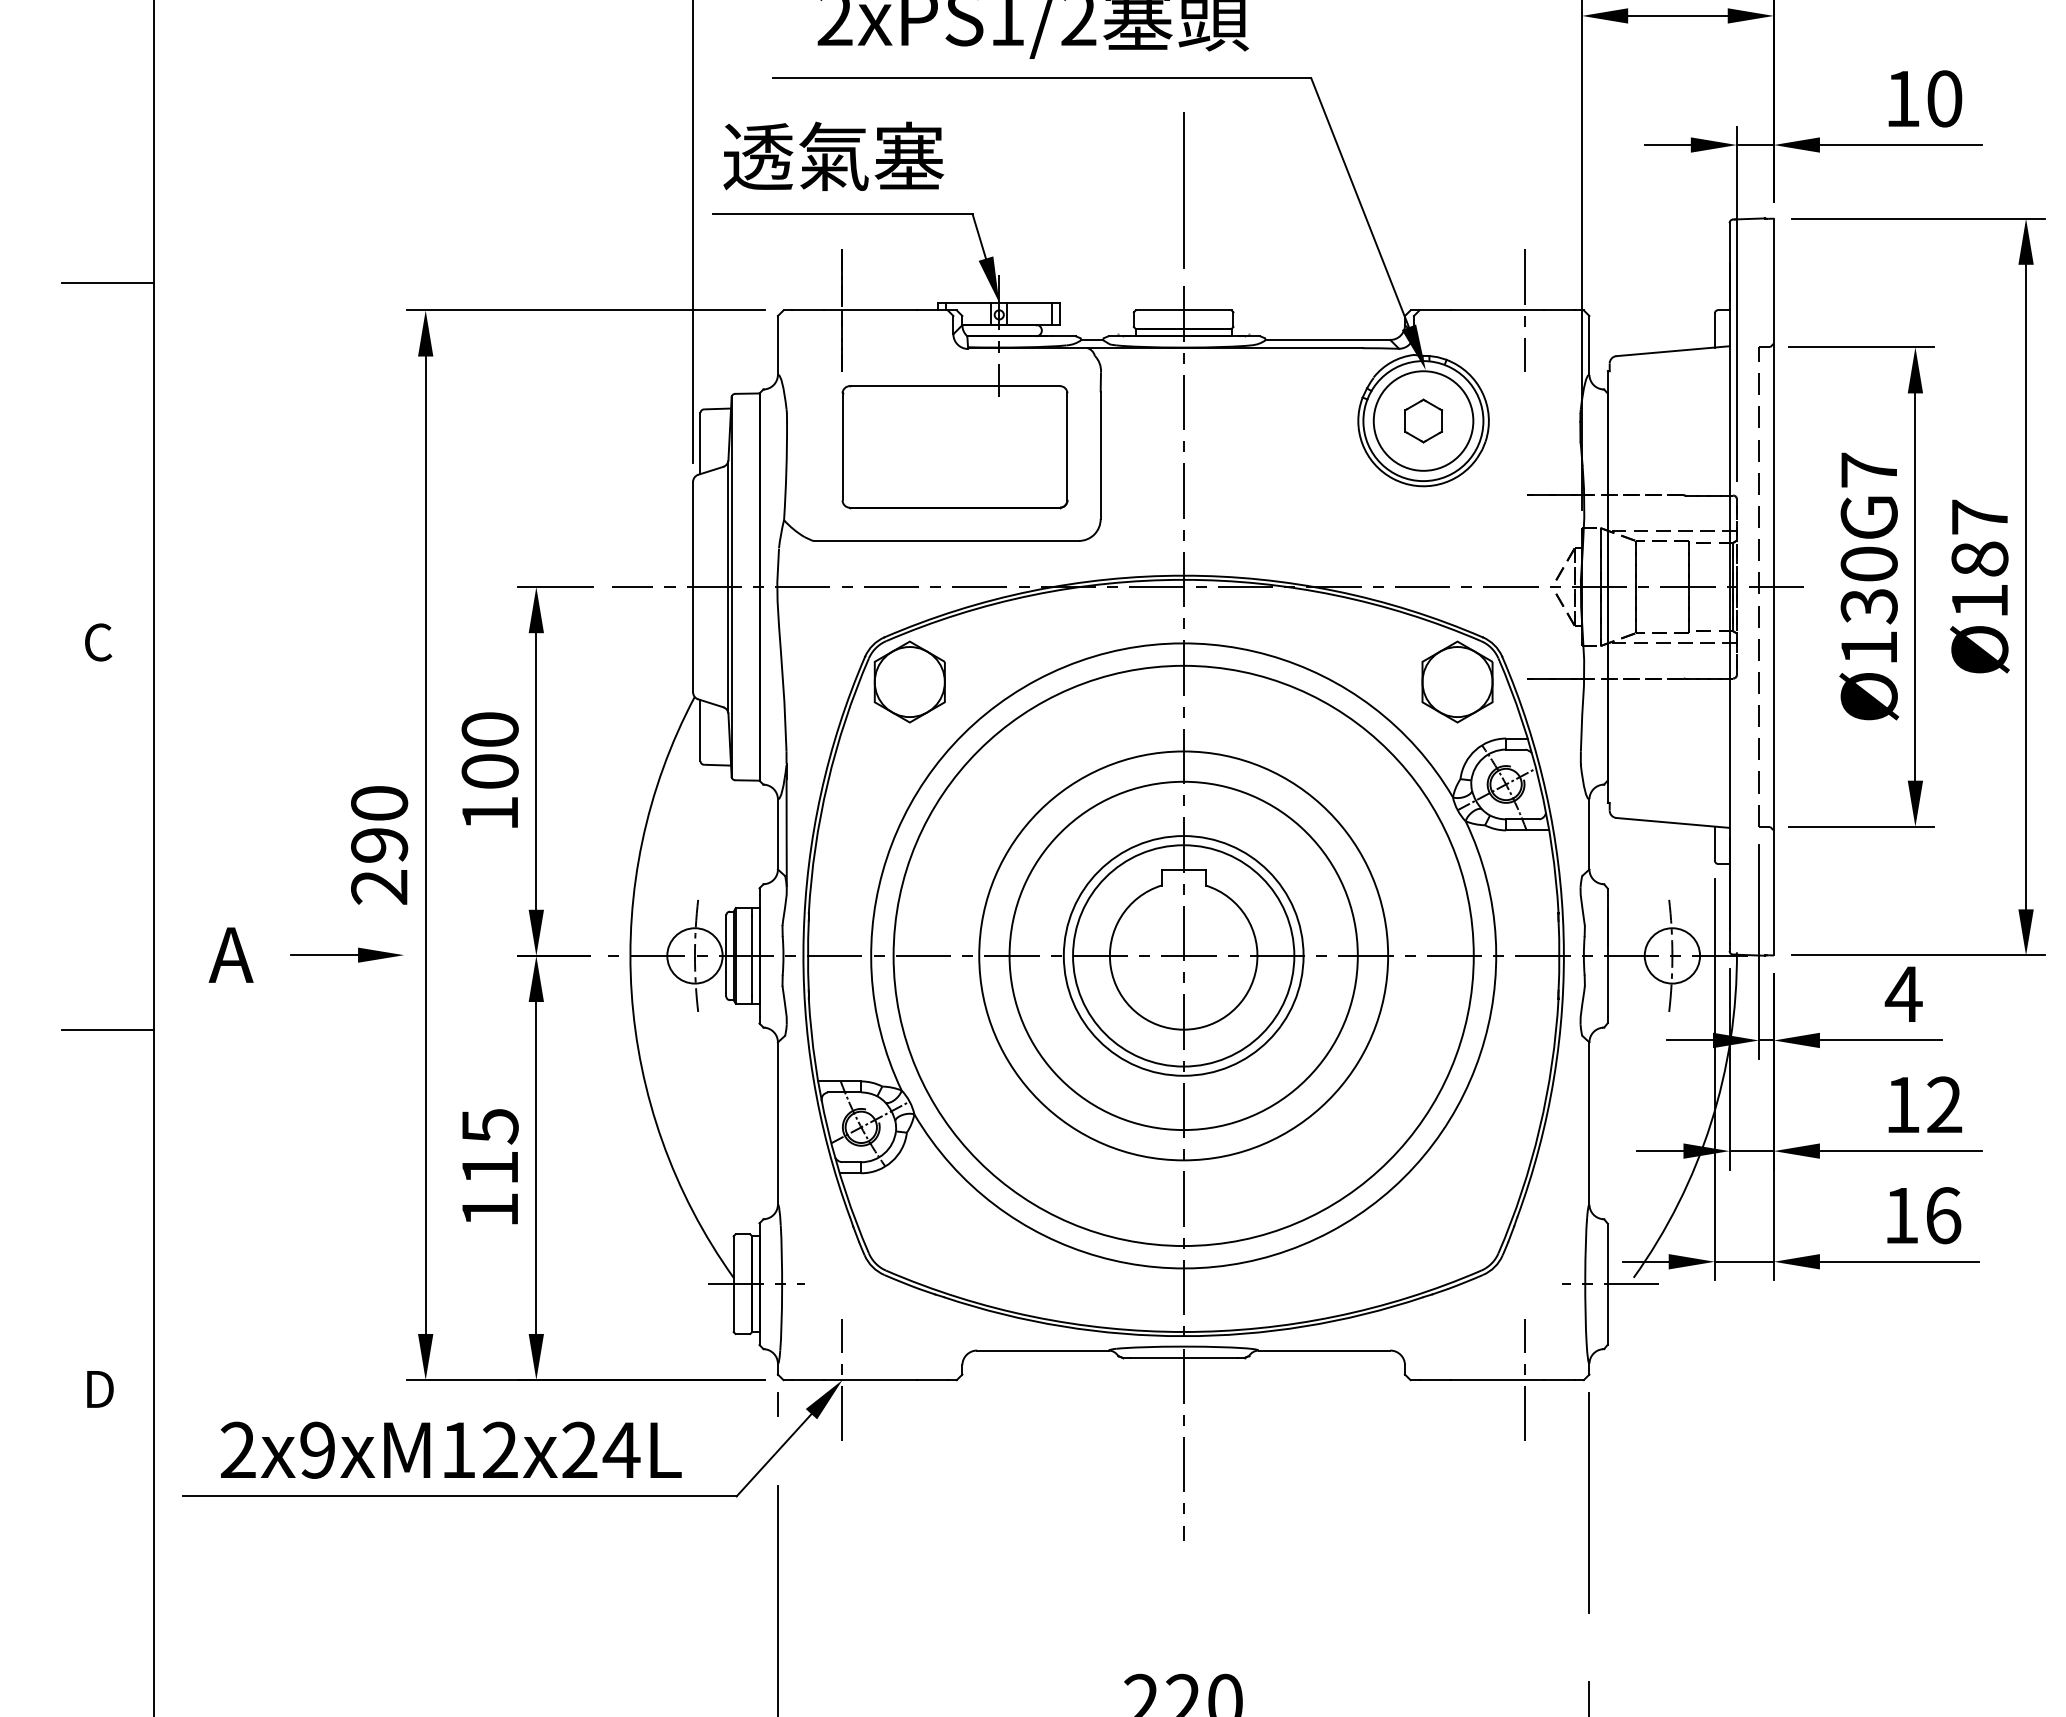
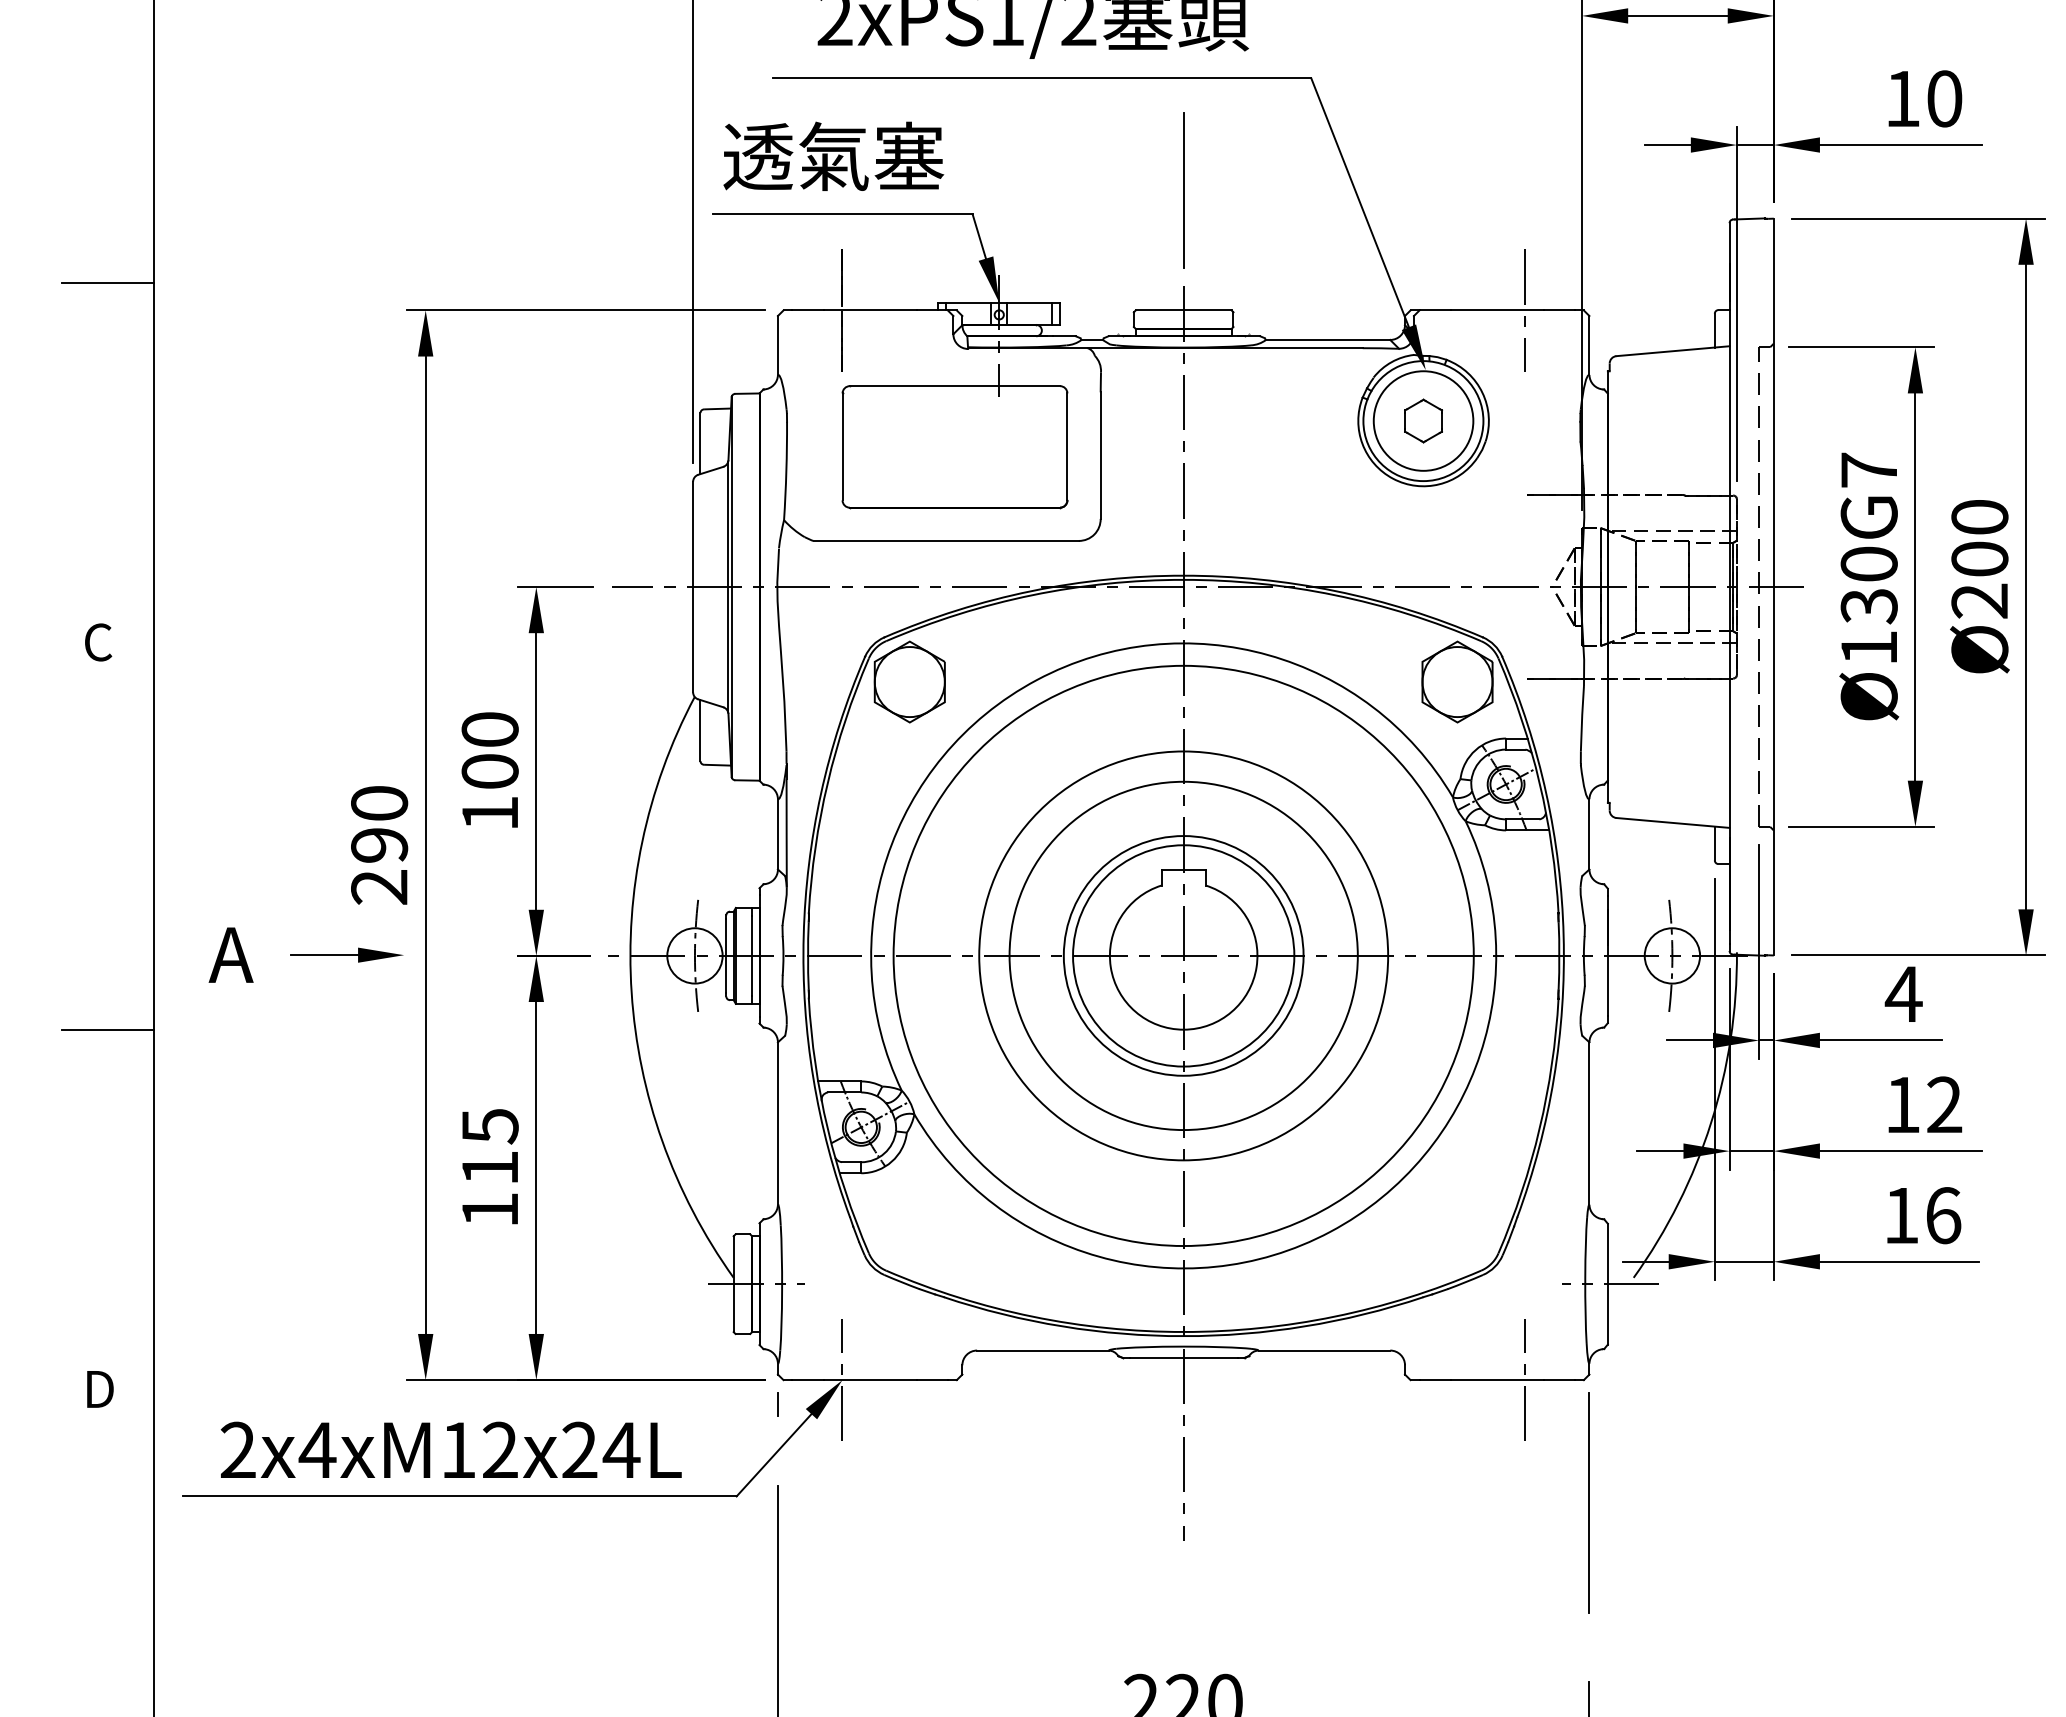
text: Ø187 -> Ø200 (1979, 558)
text: 2x9xM12x24L -> 2x4xM12x24L (317, 1449)
